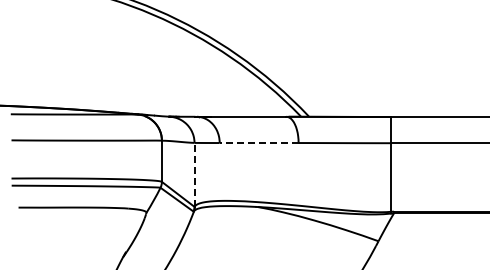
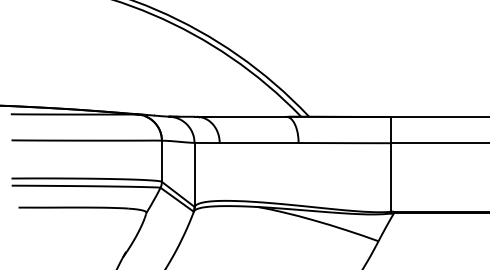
line: dashed -> solid (258, 143)
line: dashed -> solid (194, 174)
